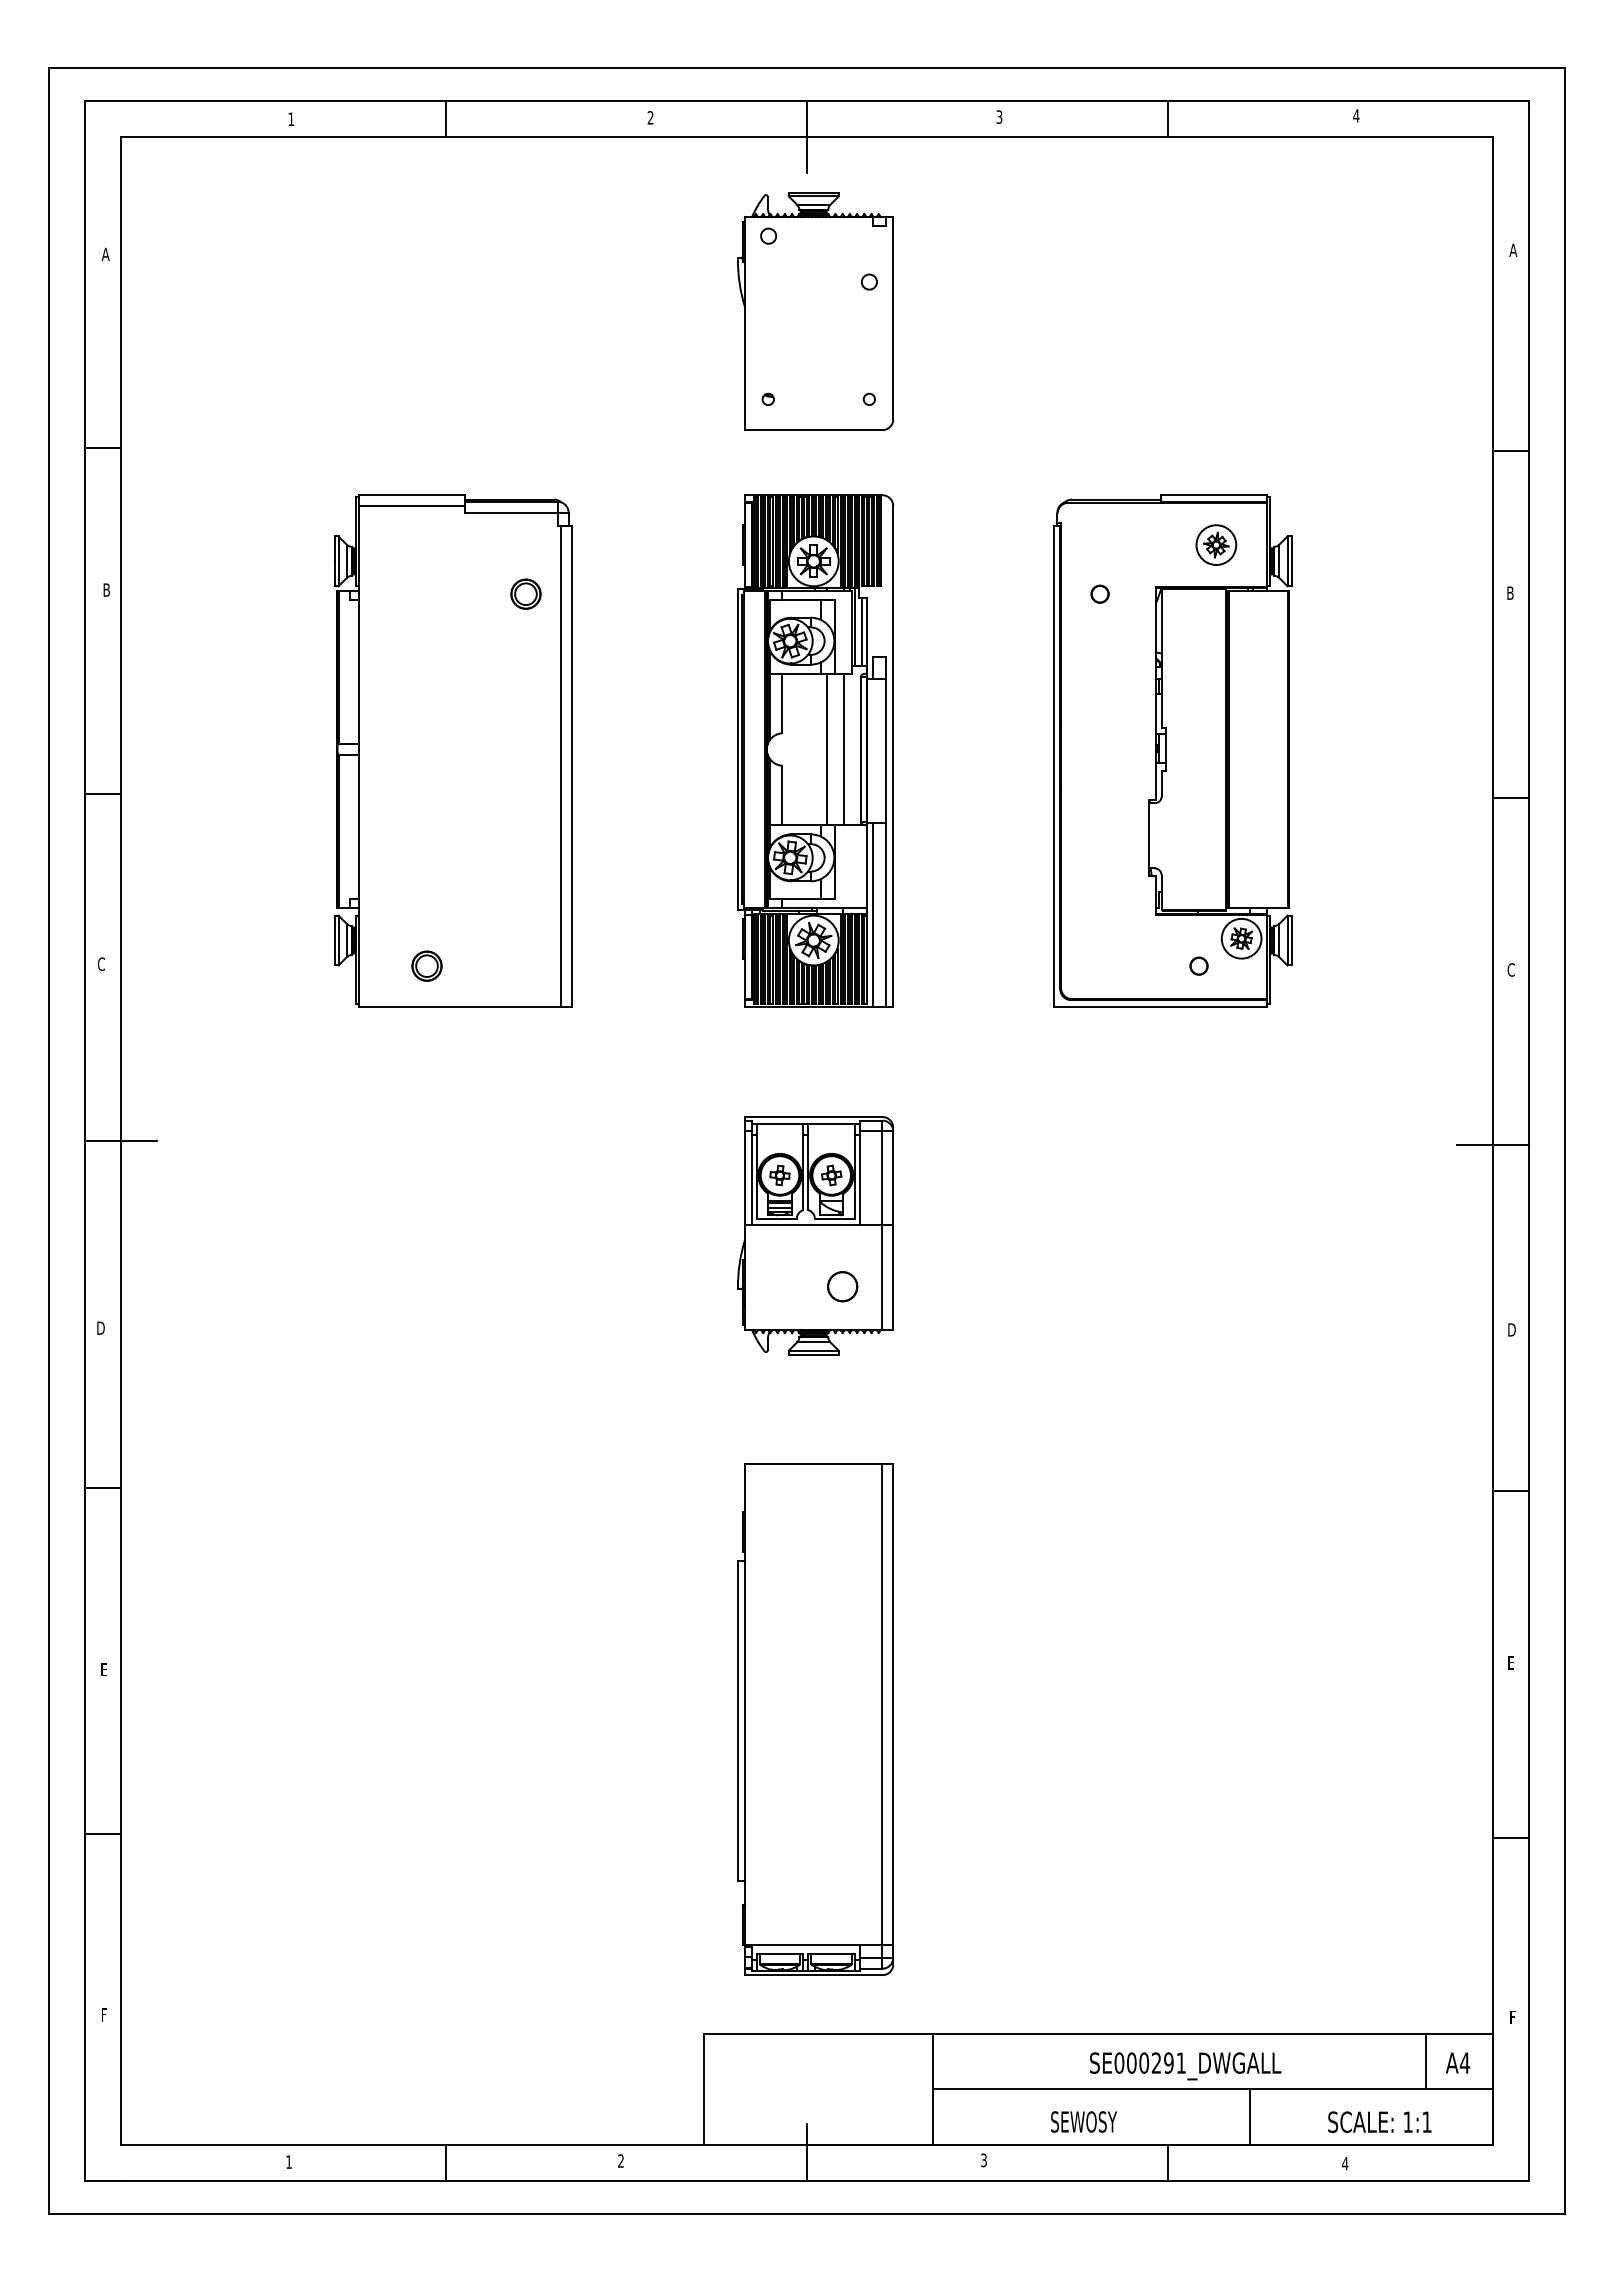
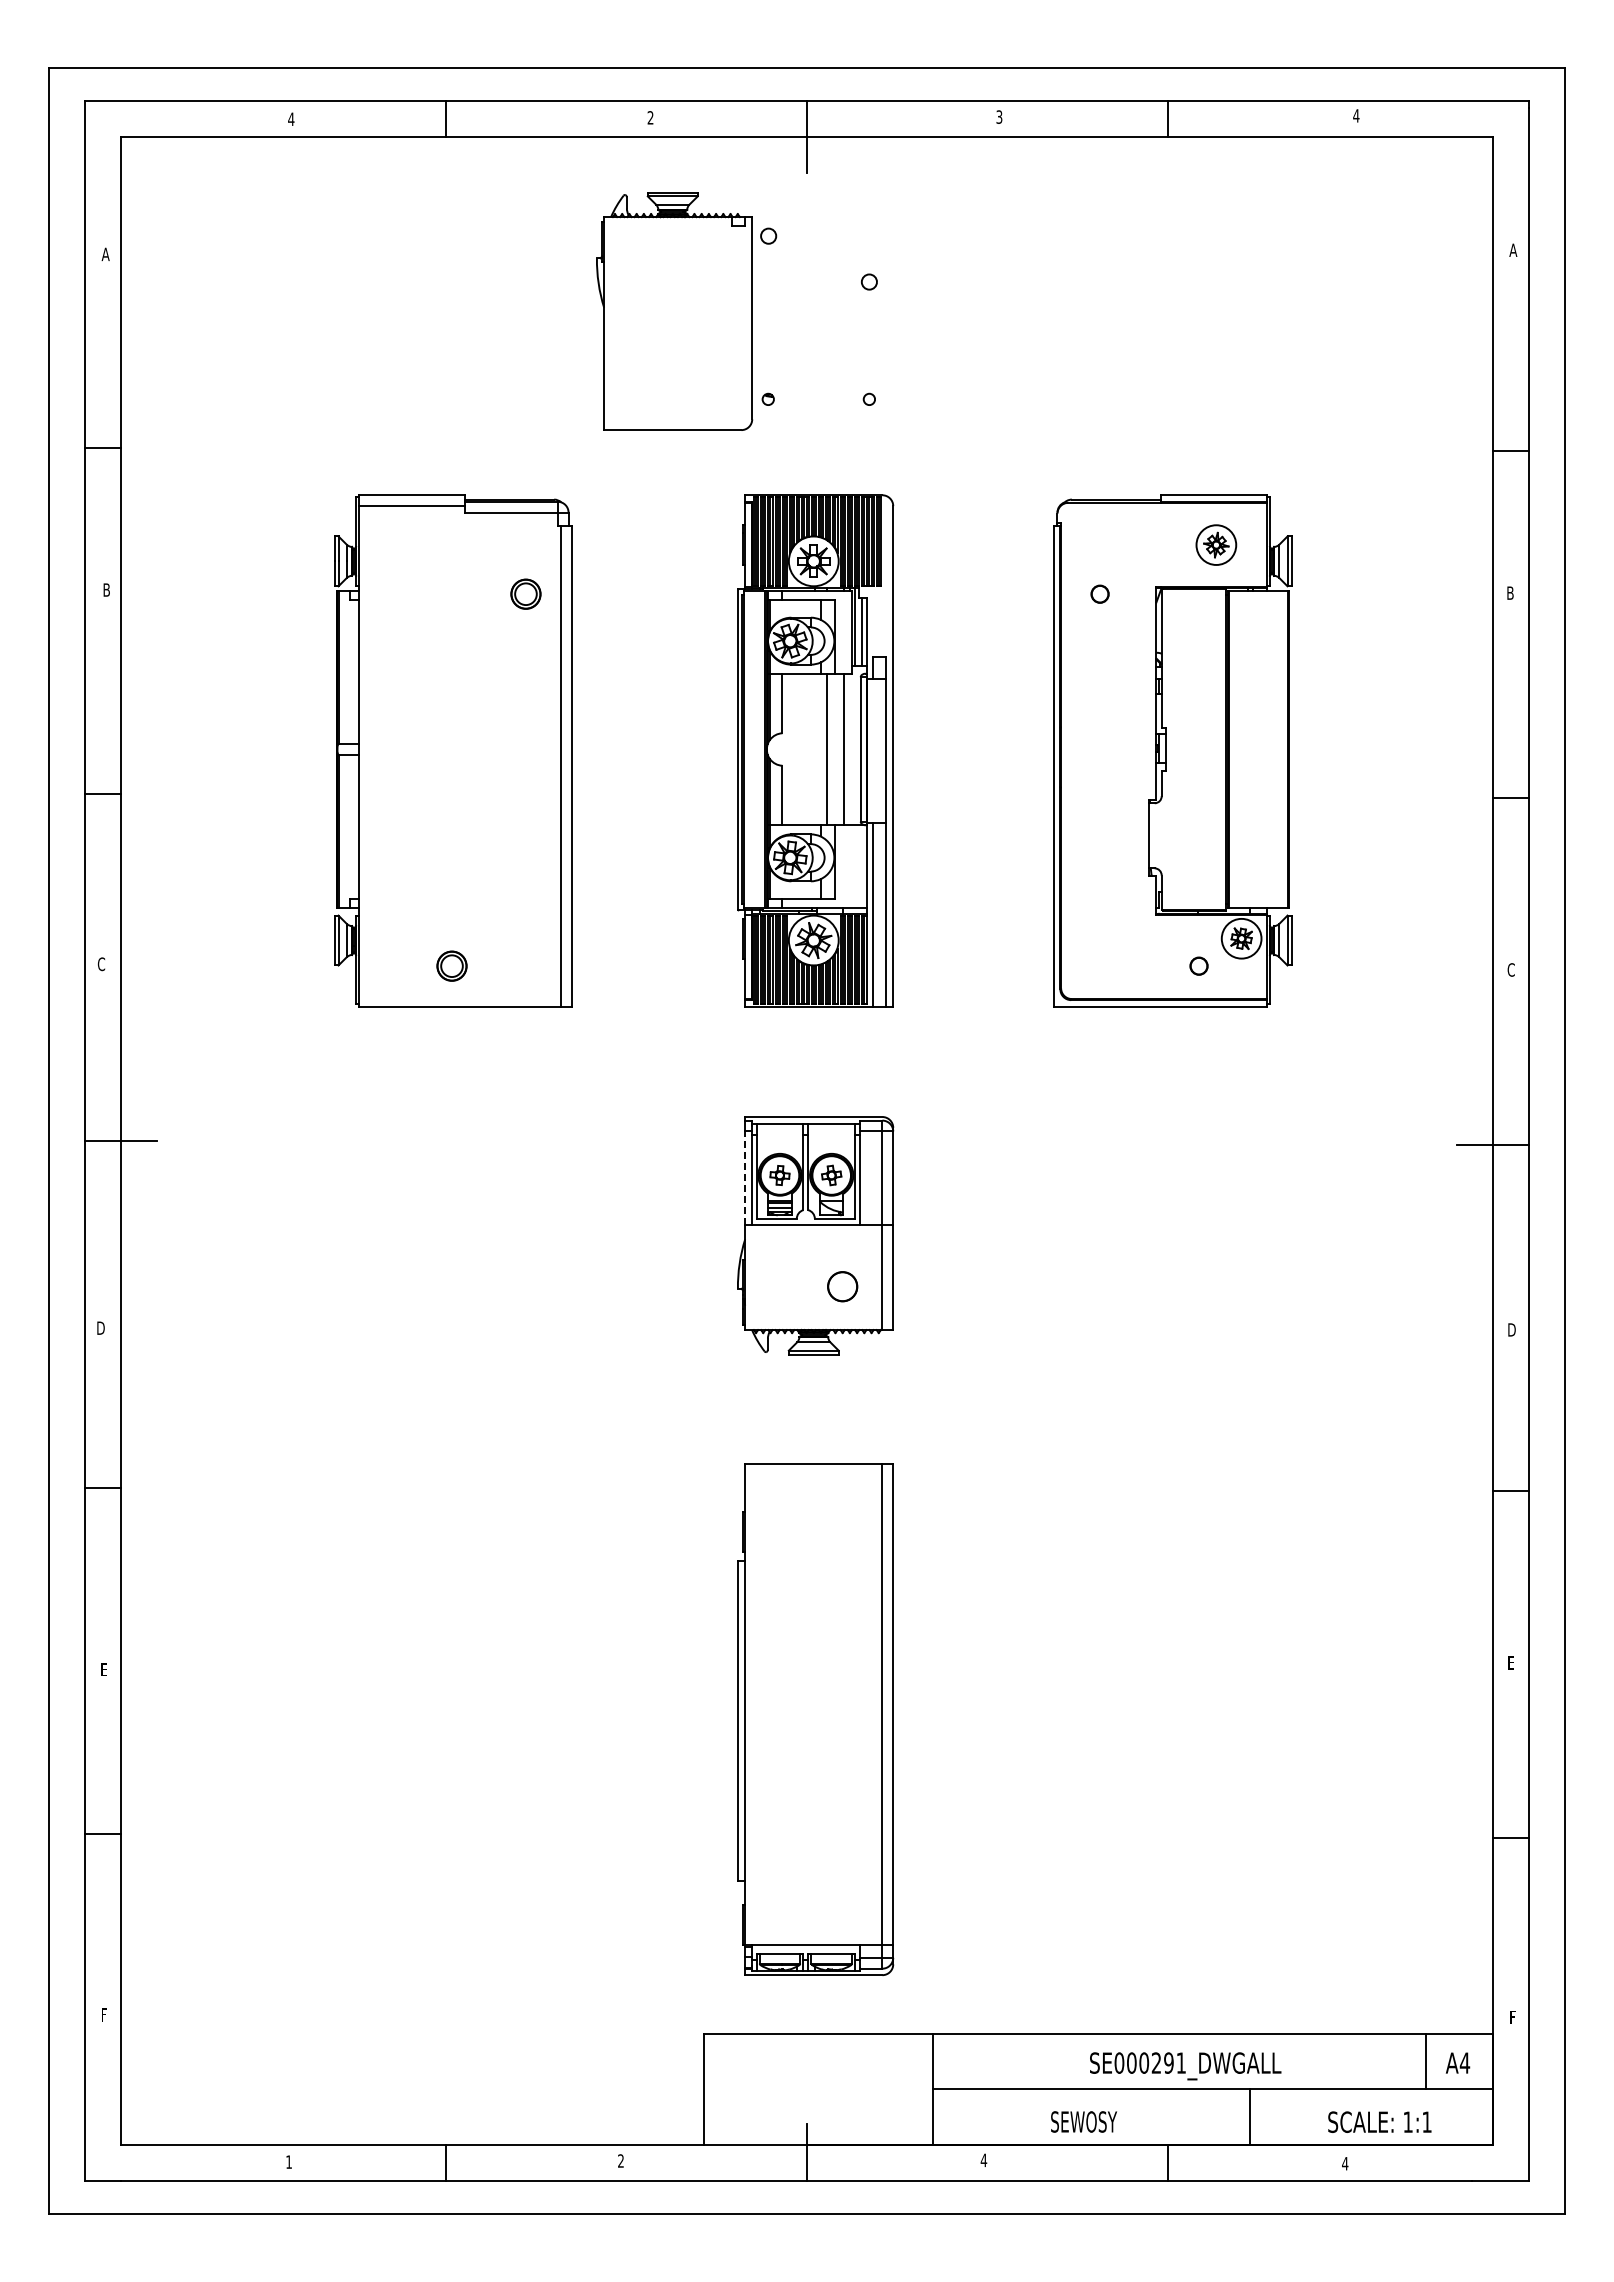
text: 1 -> 4 (291, 118)
part position: (815, 311) -> (674, 311) (674, 311)
part position: (426, 965) -> (451, 965) (451, 965)
line: solid -> dashed (745, 1178)
text: 3 -> 4 (983, 2160)
